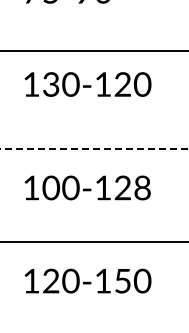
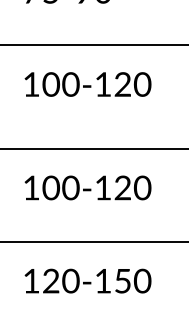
line position: (93, 51) -> (93, 45) (93, 45)
text: 130-120 -> 100-120 (51, 84)
line: dashed -> solid (94, 148)
text: 100-128 -> 100-120 (142, 187)
